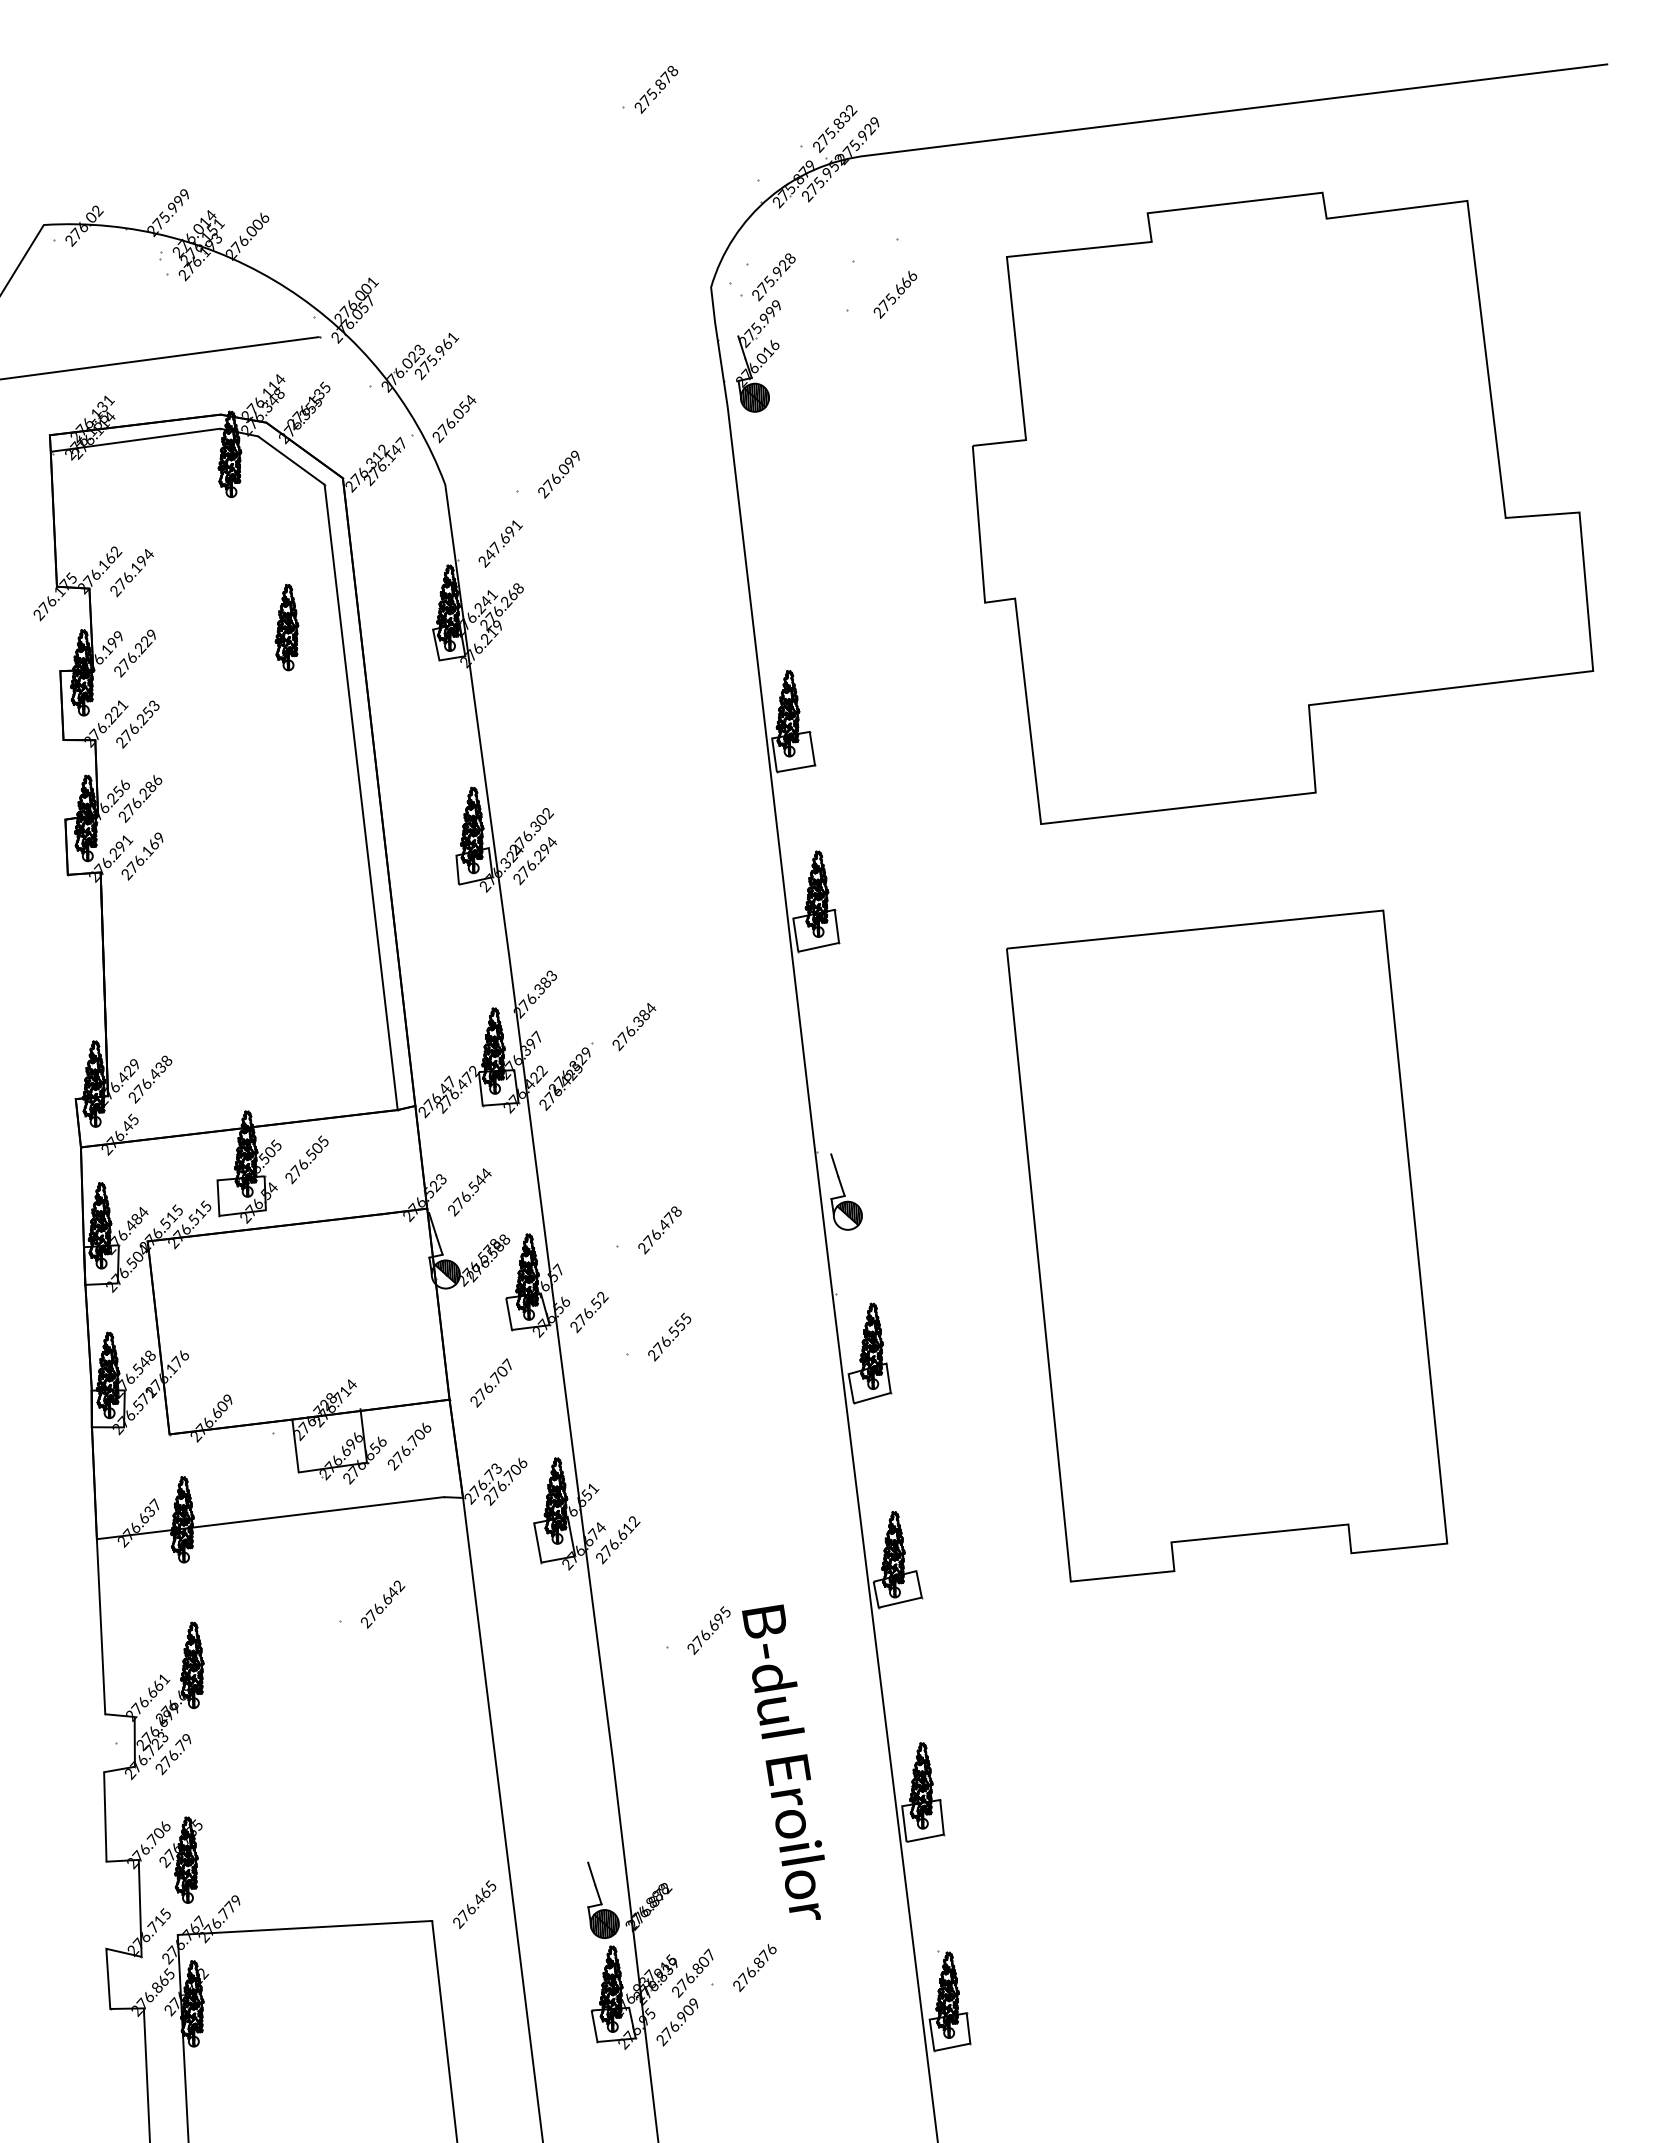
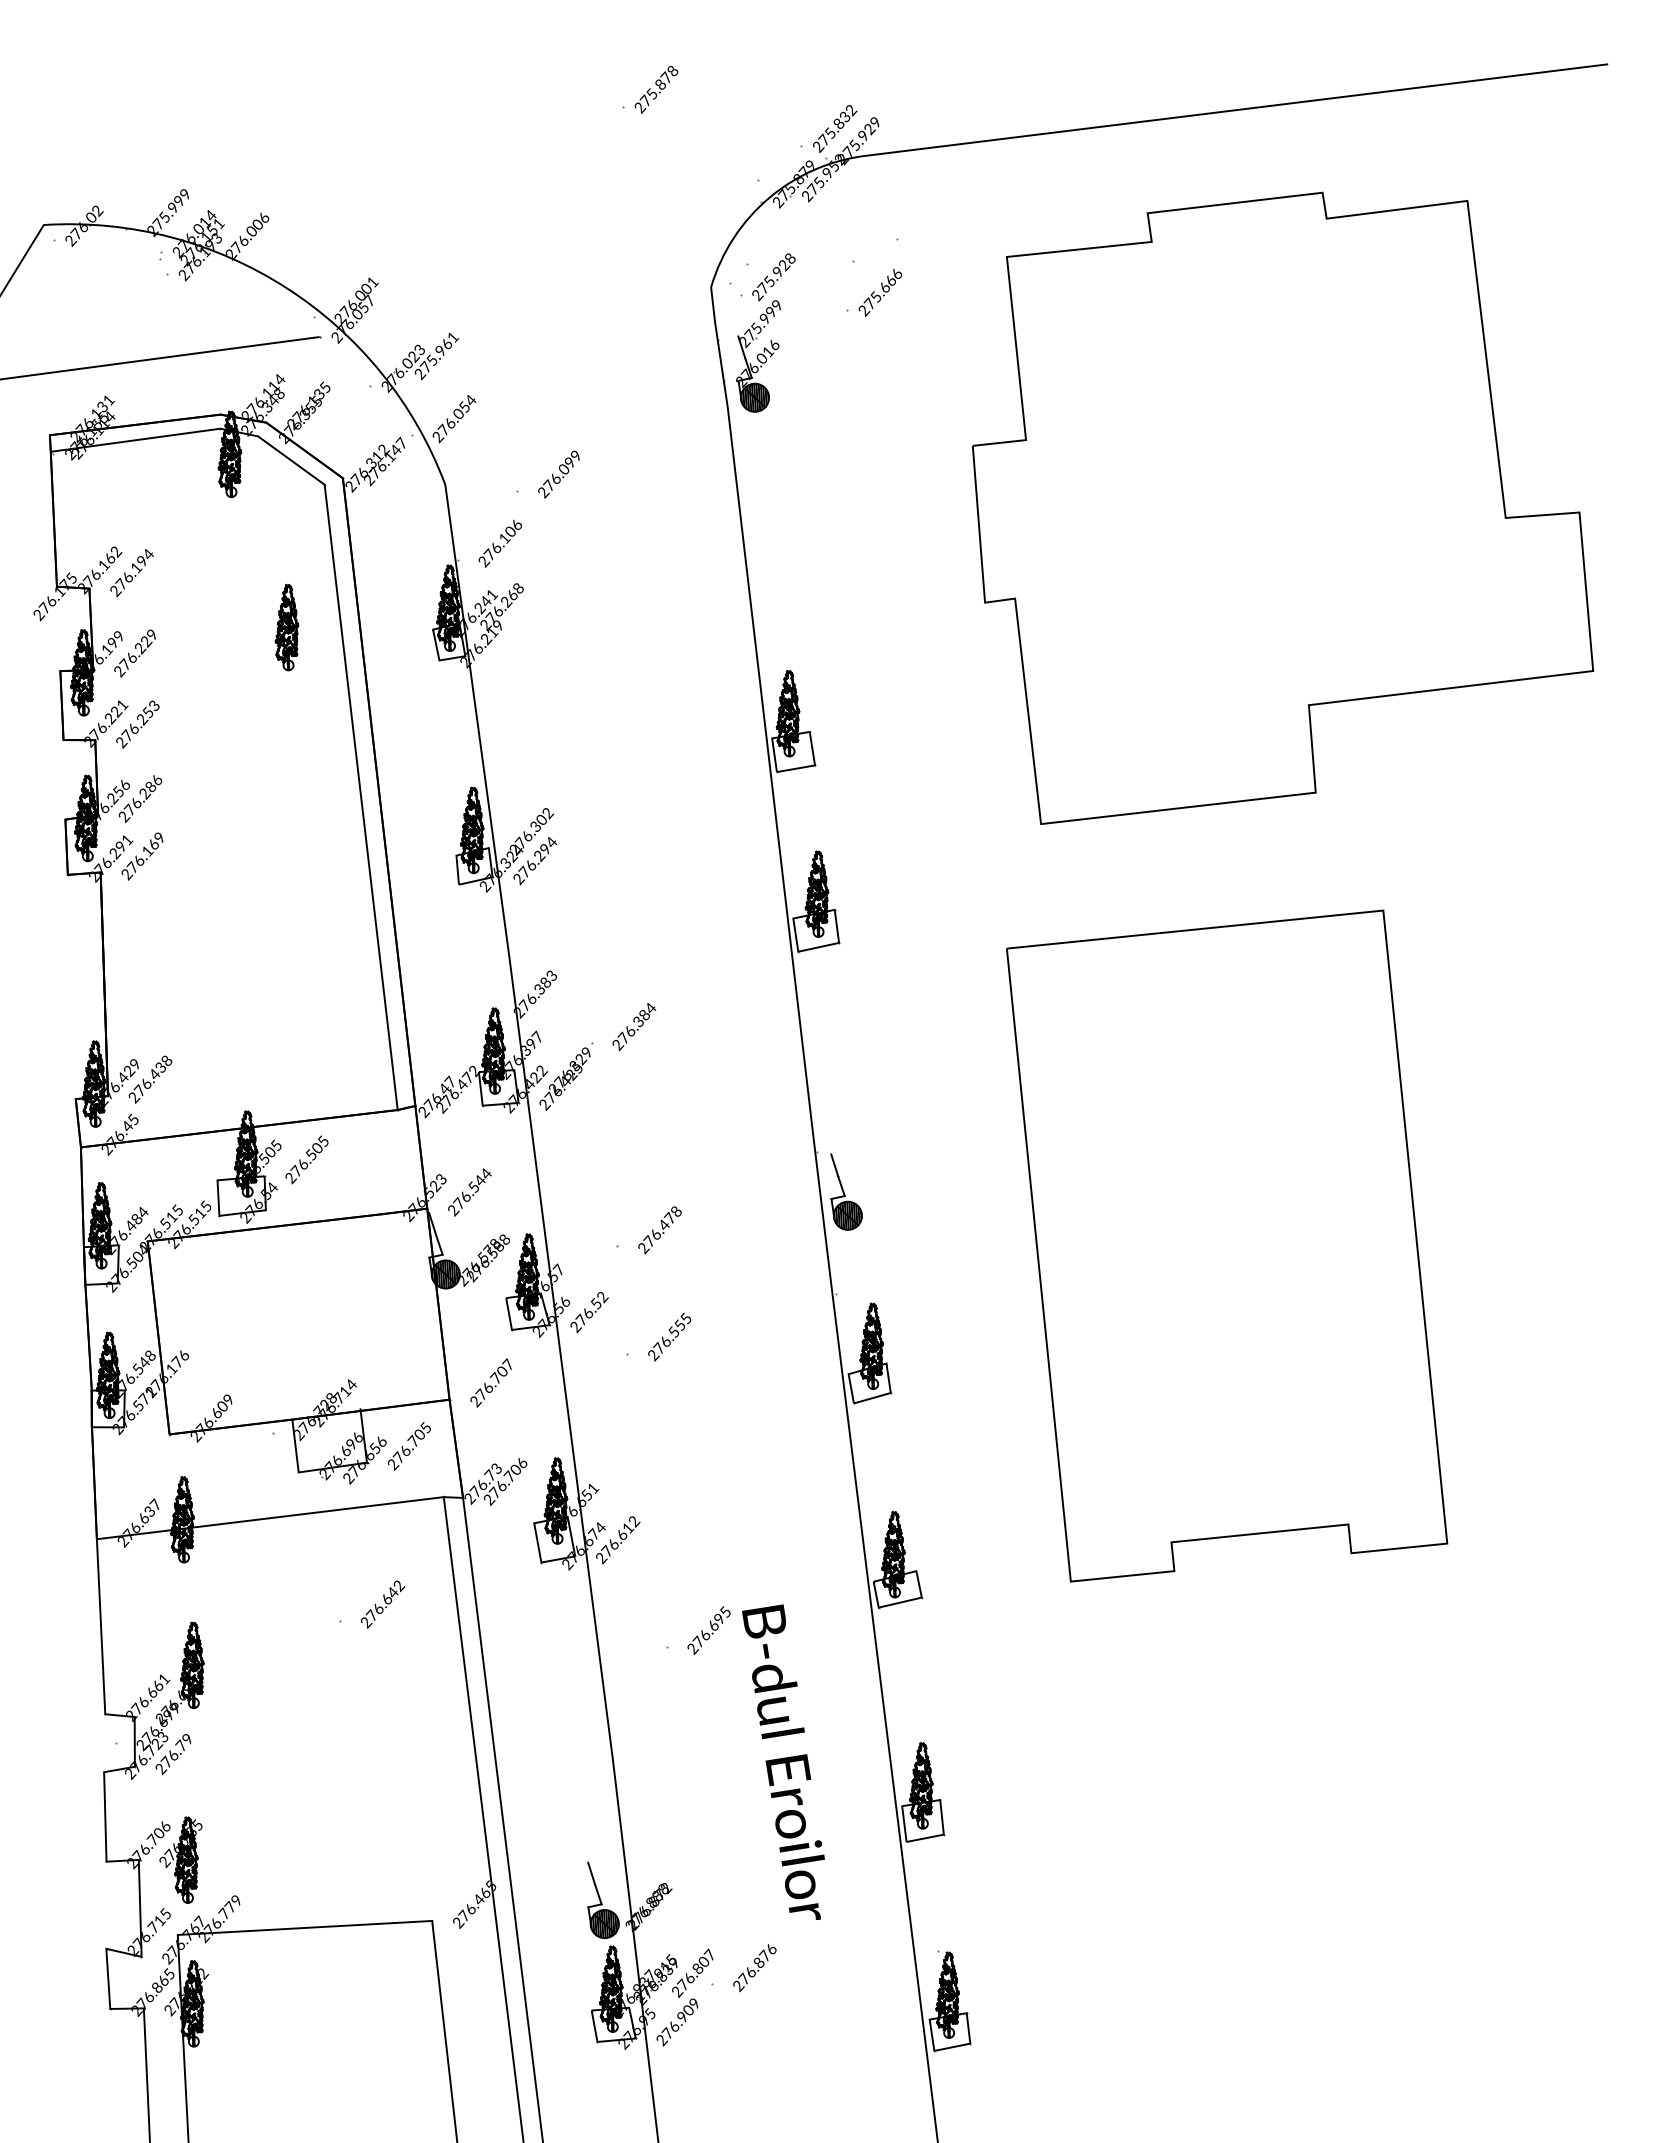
text position: (895, 294) -> (880, 292) (880, 292)
text: 247.691 -> 276.106 (502, 539)
hatch: none -> present (845, 1218)
hatch: none -> present (443, 1277)
text: 276.706 -> 276.705 (425, 1427)
line: none -> present (483, 1817)
